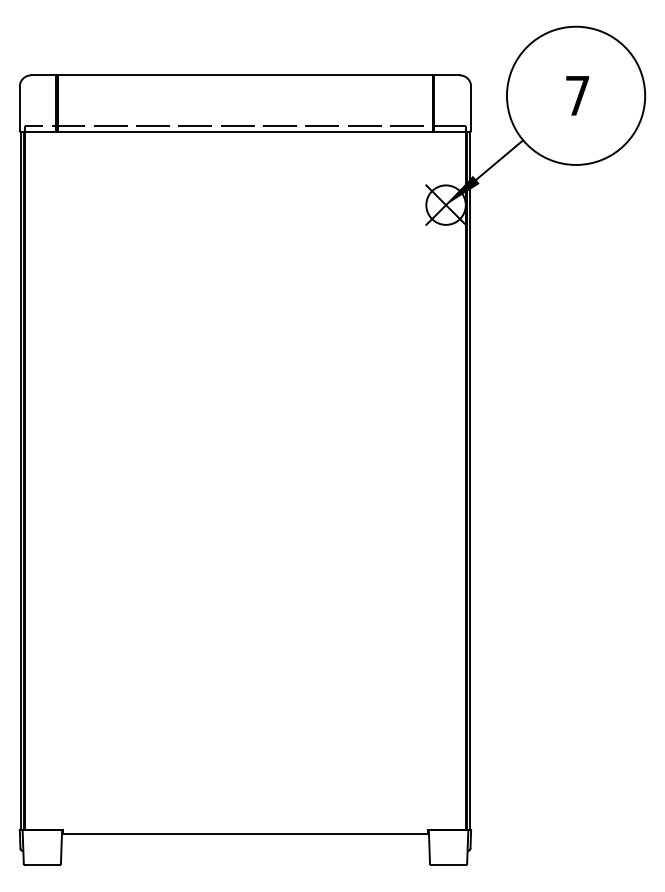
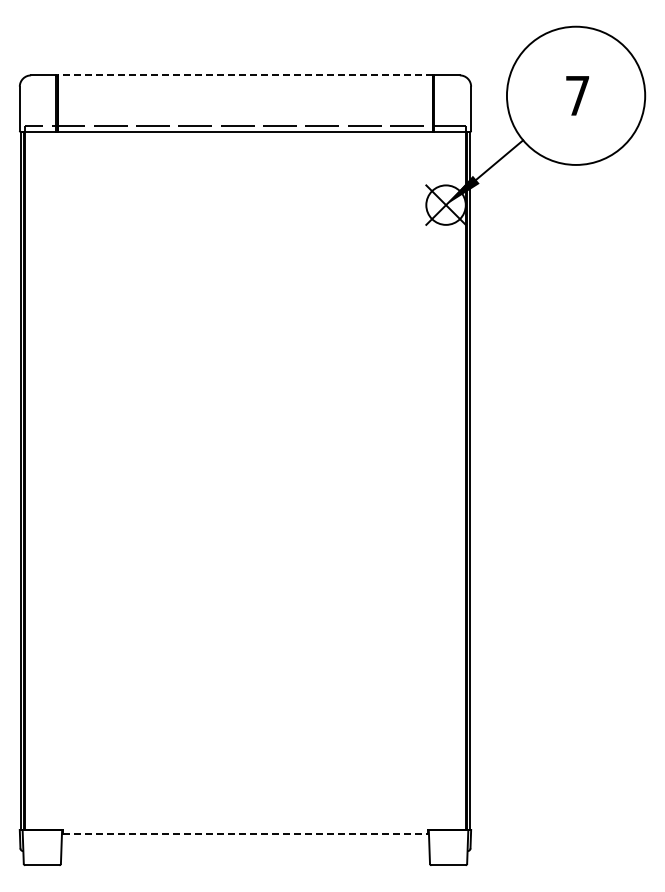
line: solid -> dashed (245, 75)
line: solid -> dashed (245, 834)
